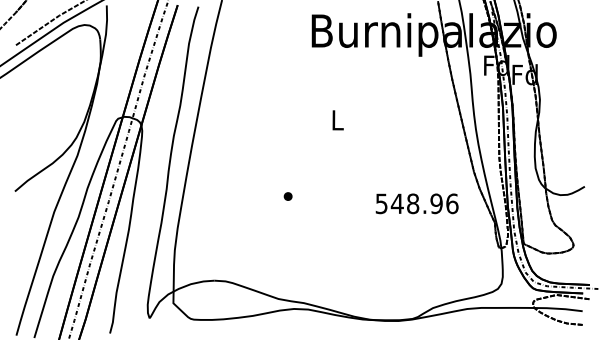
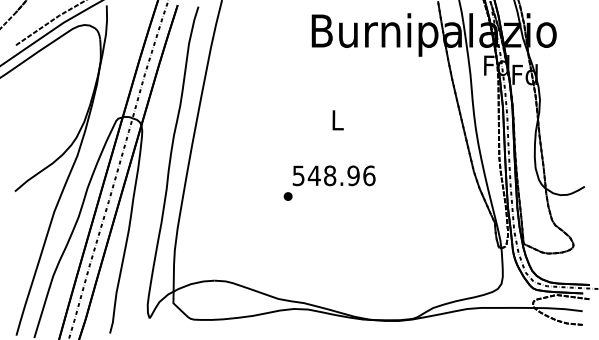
text position: (416, 203) -> (333, 175) (333, 175)
